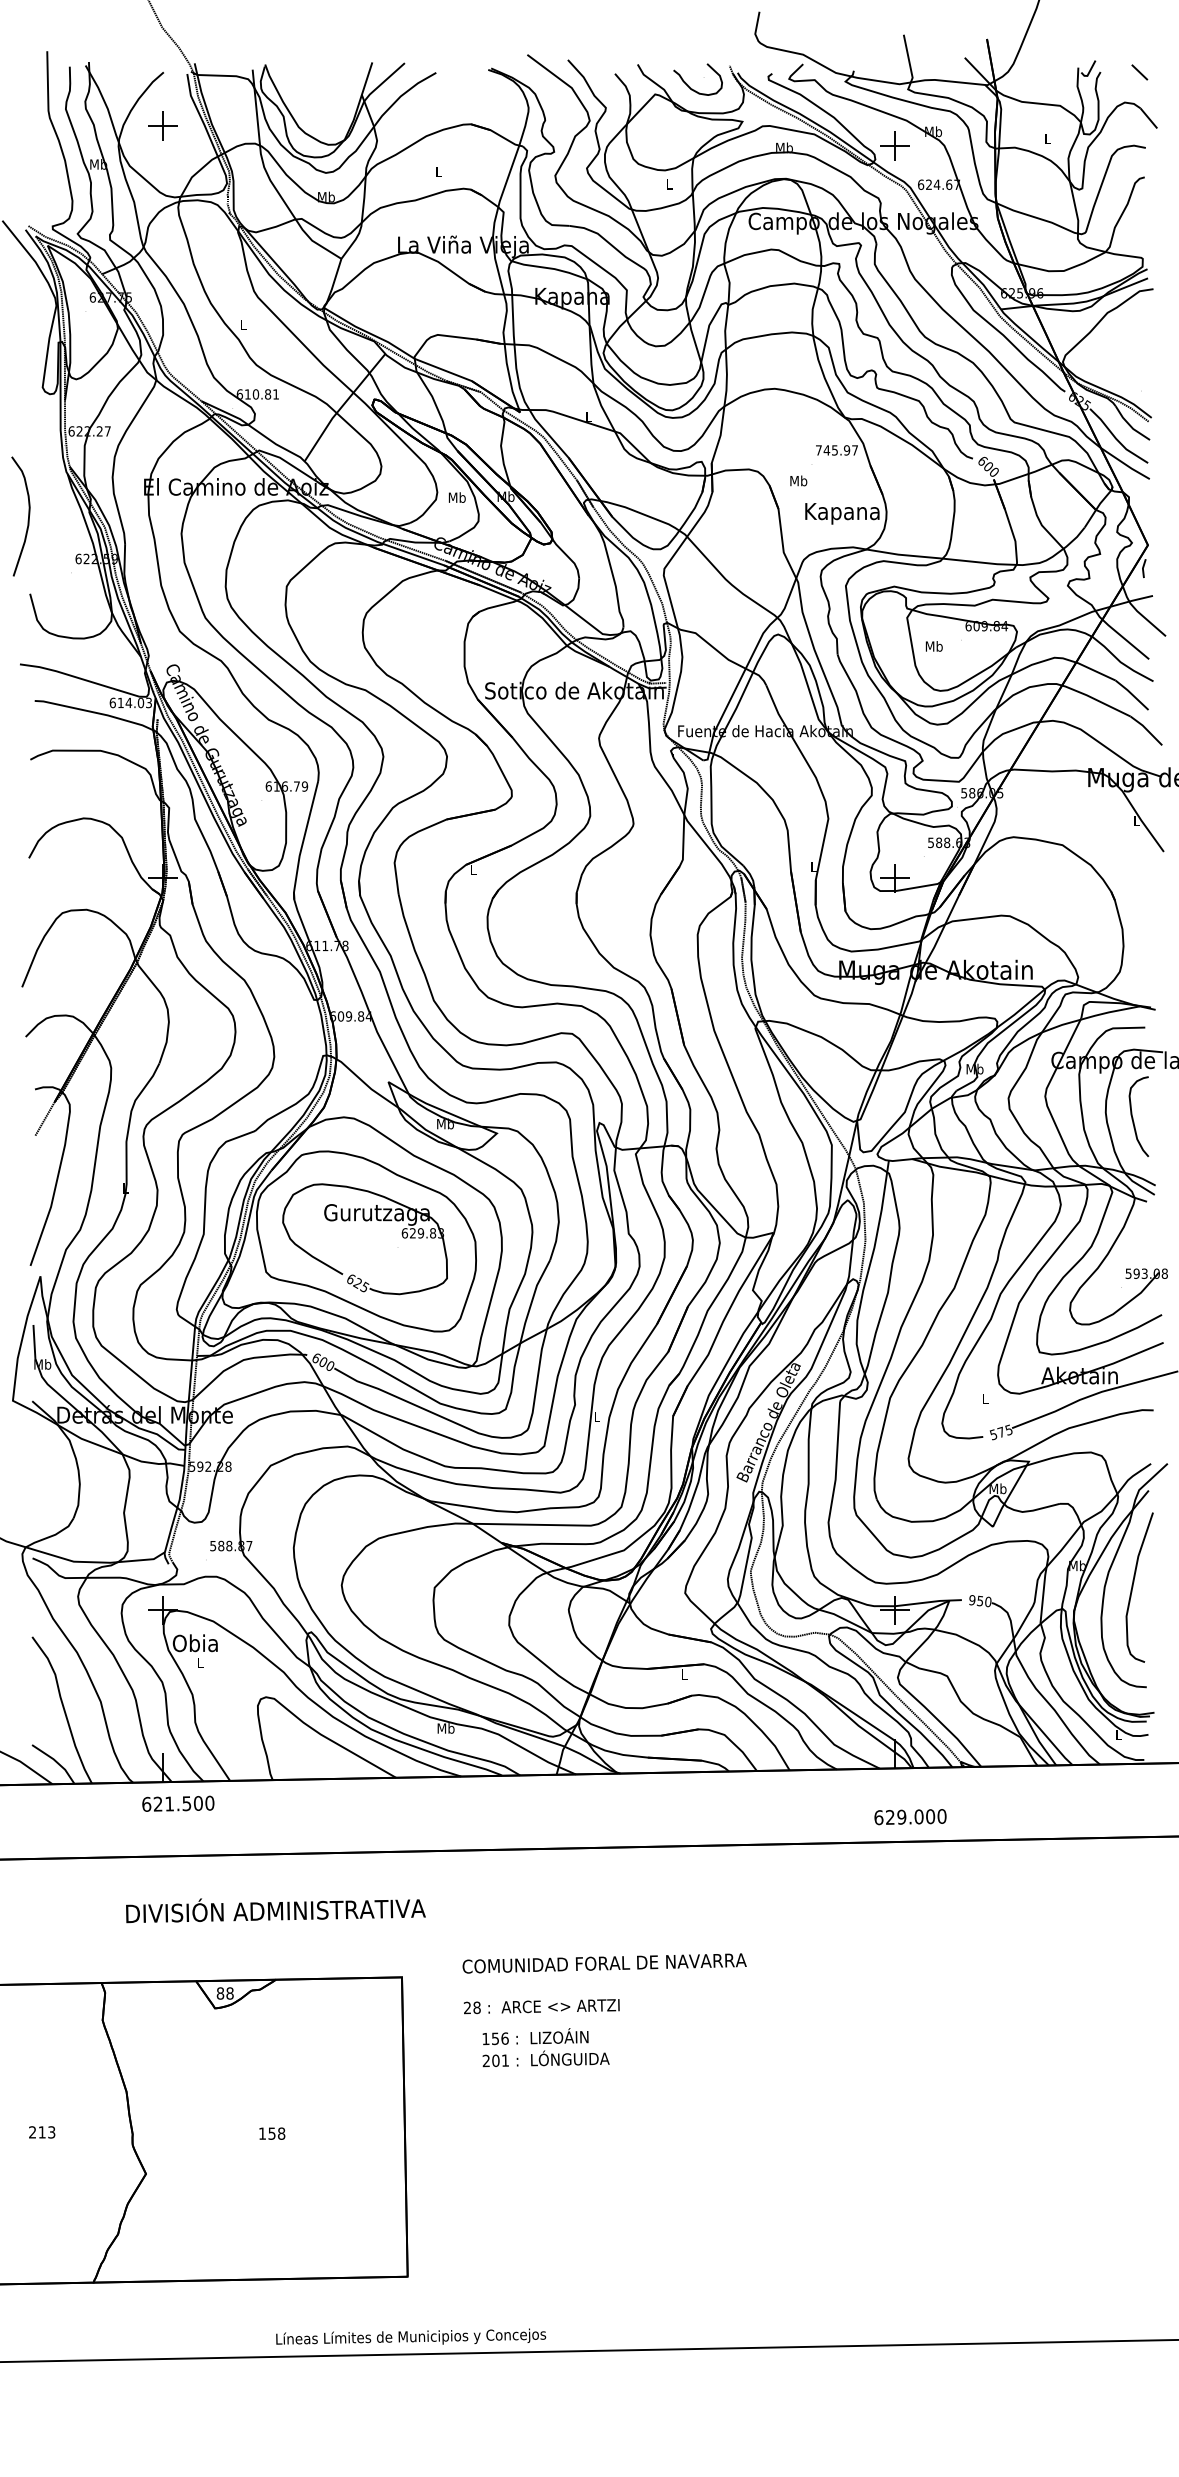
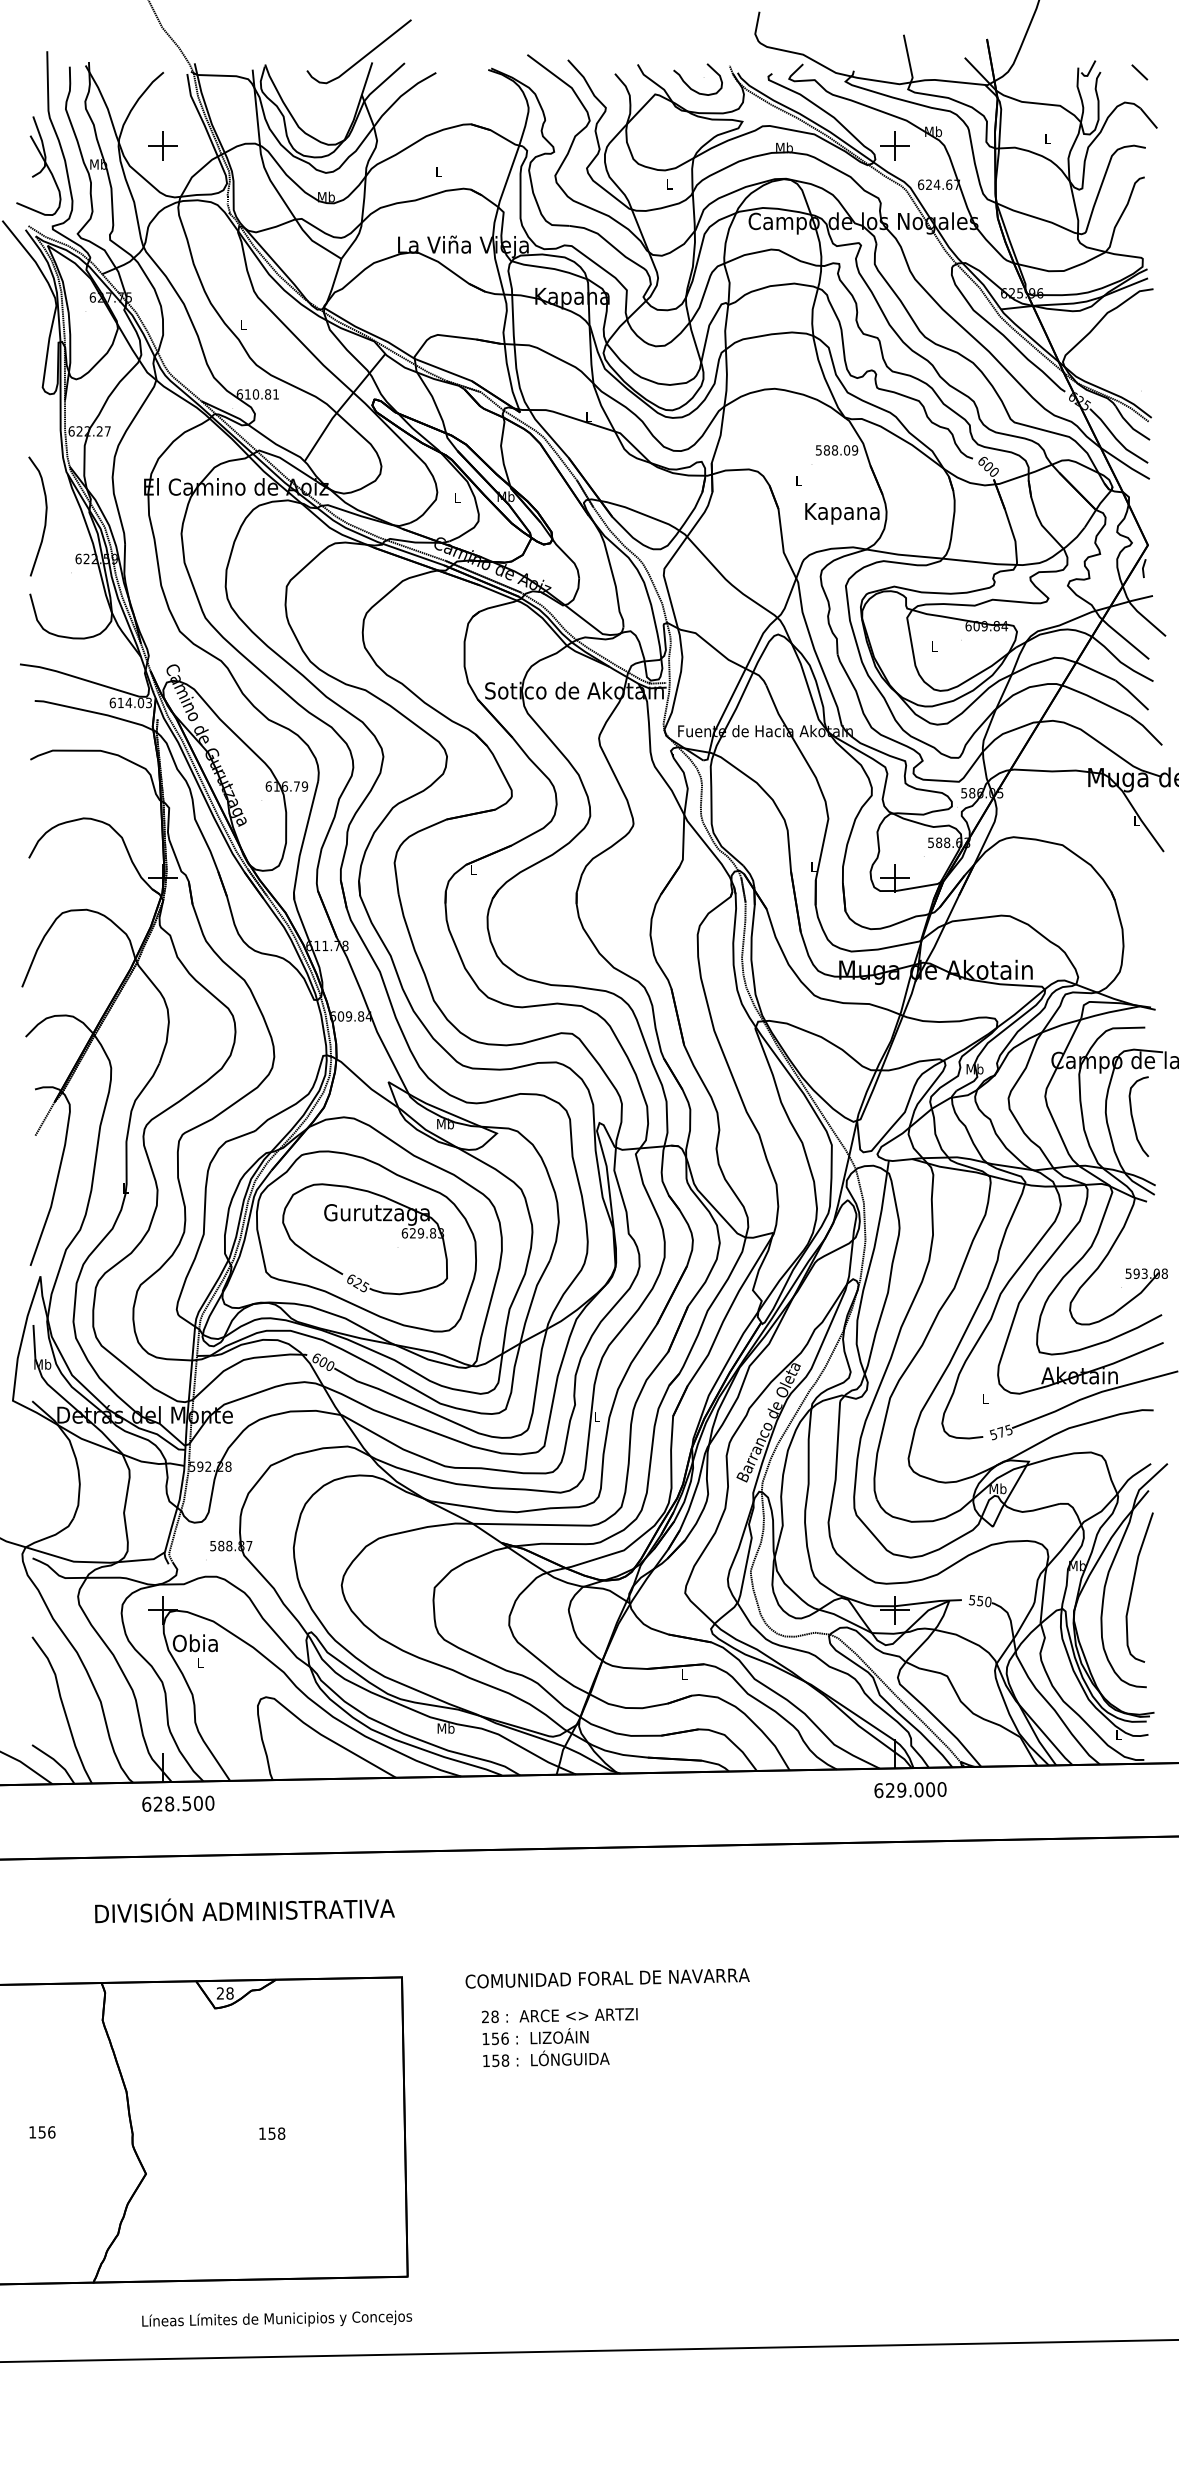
curve: none -> present (363, 56)
part position: (162, 125) -> (162, 145) (162, 145)
part: none -> present (38, 165)
text: 745.97 -> 588.09 (836, 450)
text: Mb -> L (798, 480)
text: Mb -> L (456, 497)
curve position: (28, 516) -> (45, 516) (45, 516)
text: Mb -> L (933, 646)
text: 950 -> 550 (971, 1600)
text: 621.500 -> 628.500 (169, 1803)
text position: (910, 1817) -> (910, 1790) (910, 1790)
text position: (275, 1910) -> (244, 1910) (244, 1910)
text position: (604, 1963) -> (607, 1978) (607, 1978)
text: 88 -> 28 (220, 1993)
text position: (541, 2006) -> (559, 2015) (559, 2015)
text: 201 -> 158 (495, 2060)
text: 213 -> 156 (42, 2132)
text position: (411, 2336) -> (277, 2318) (277, 2318)
